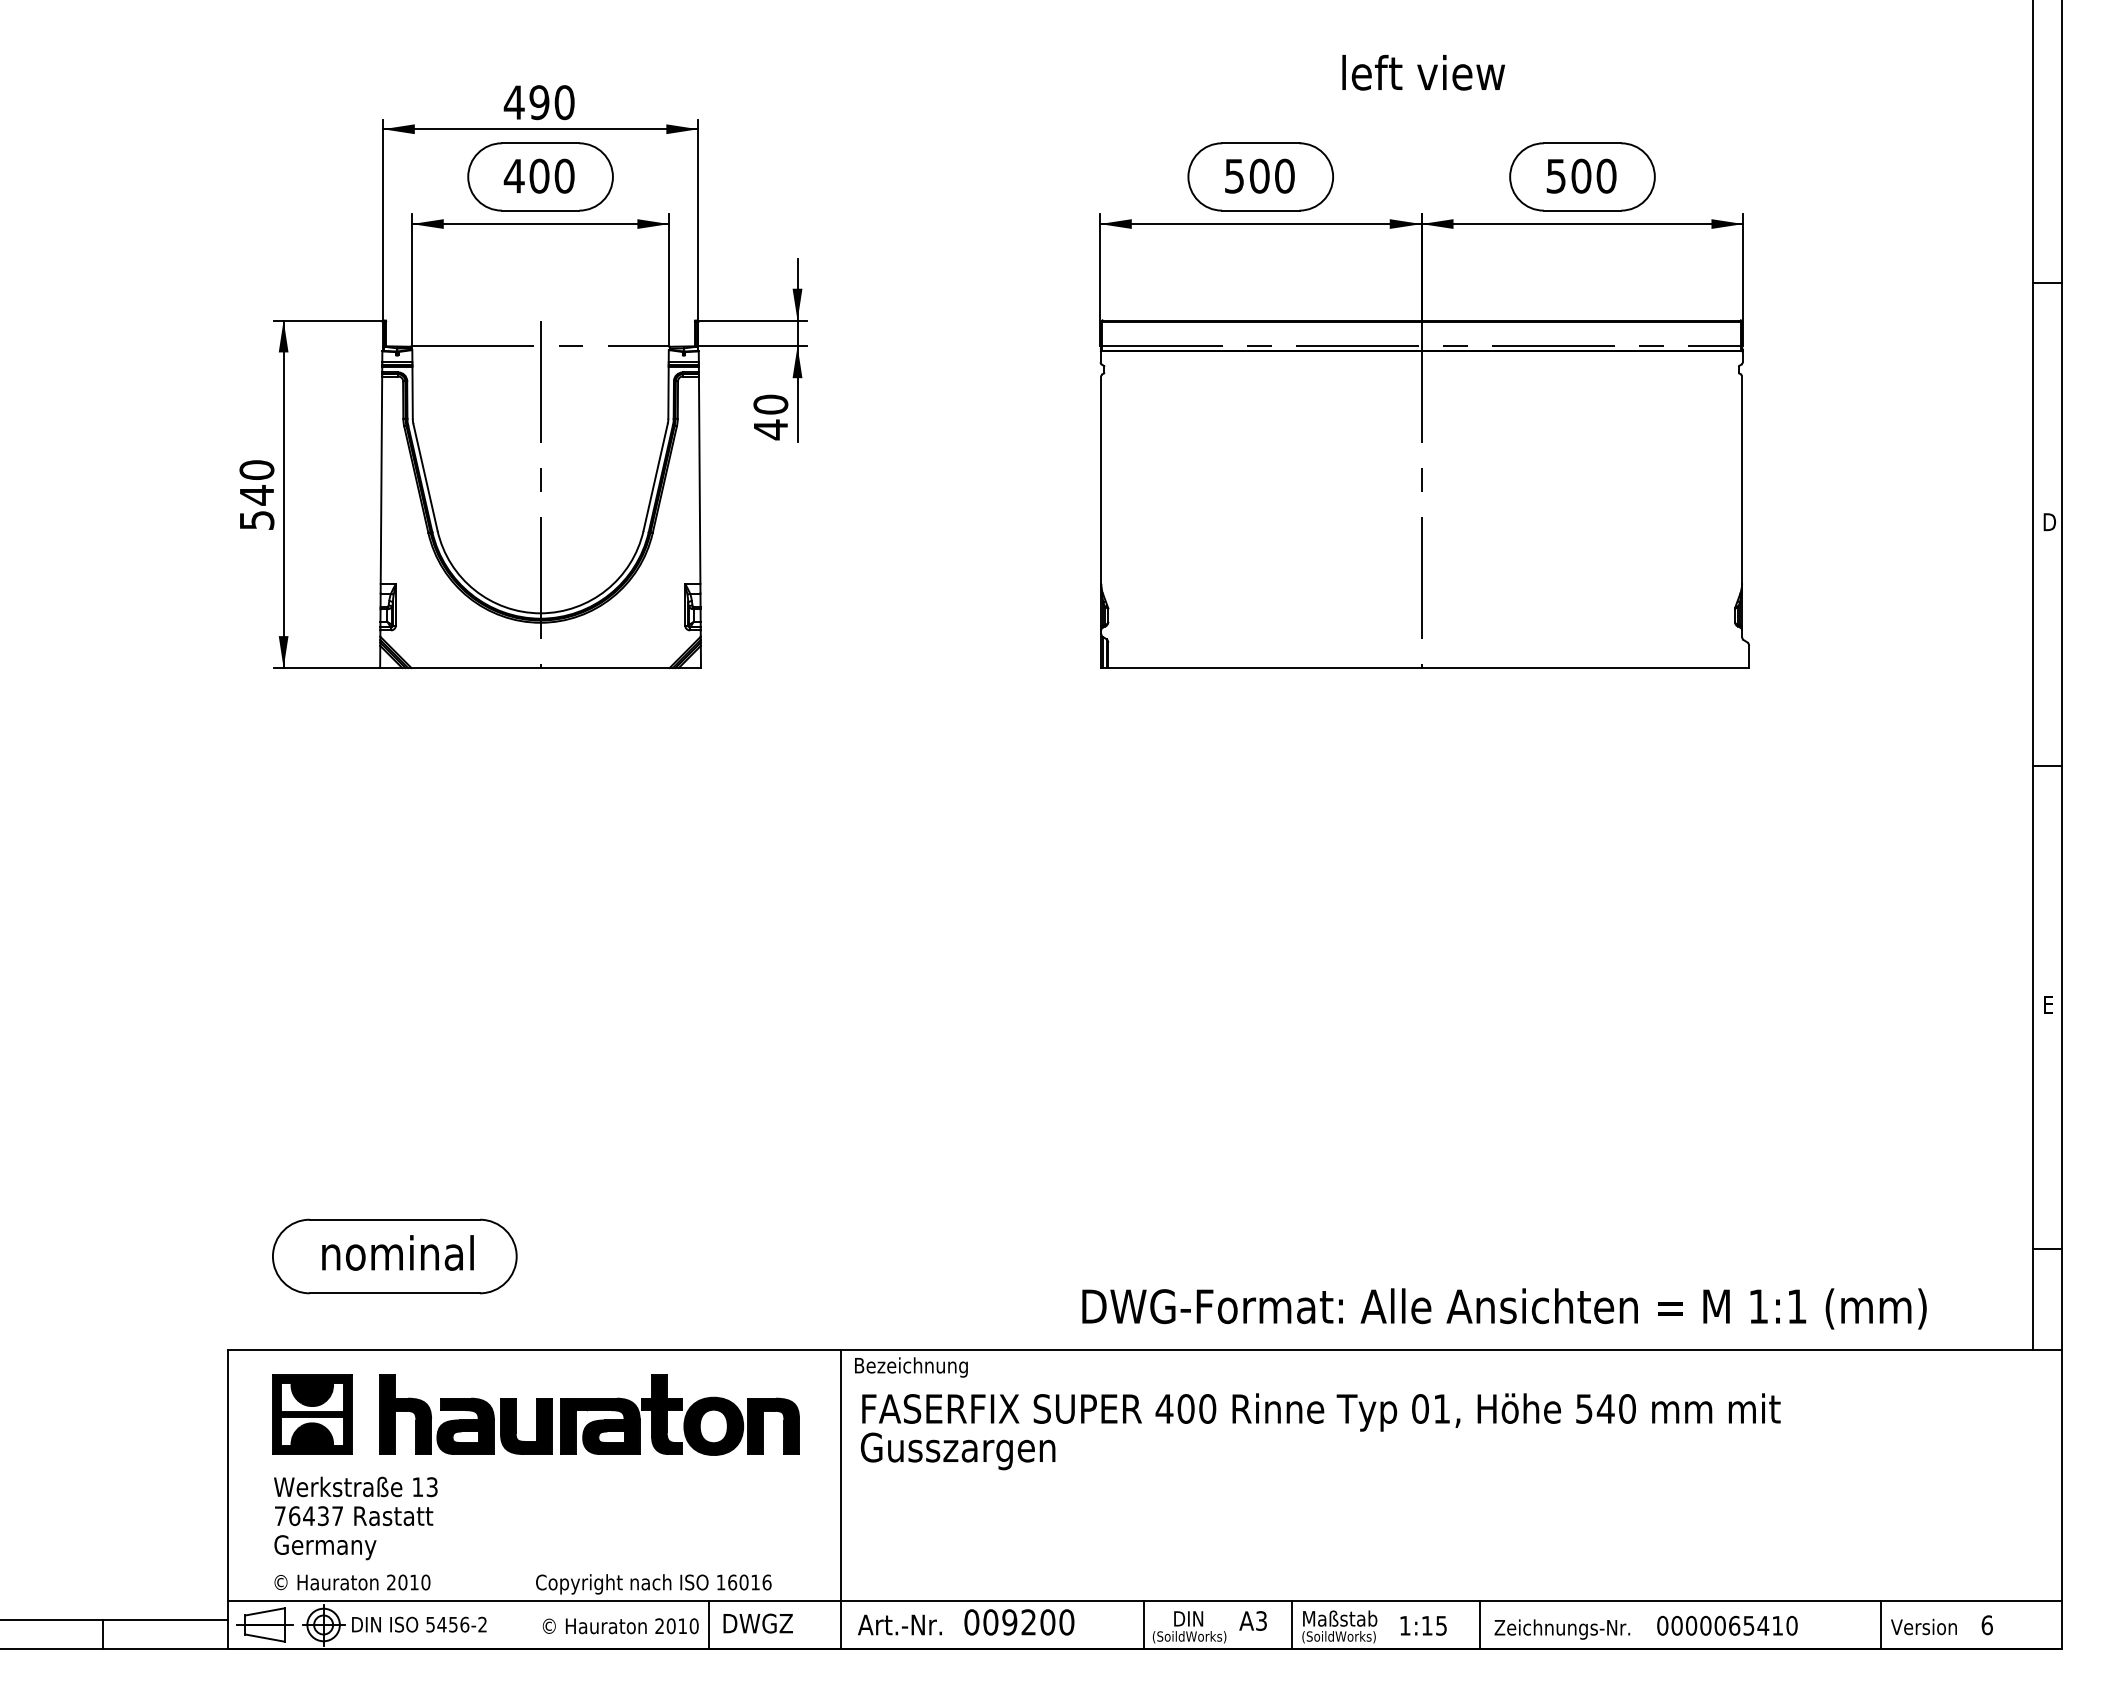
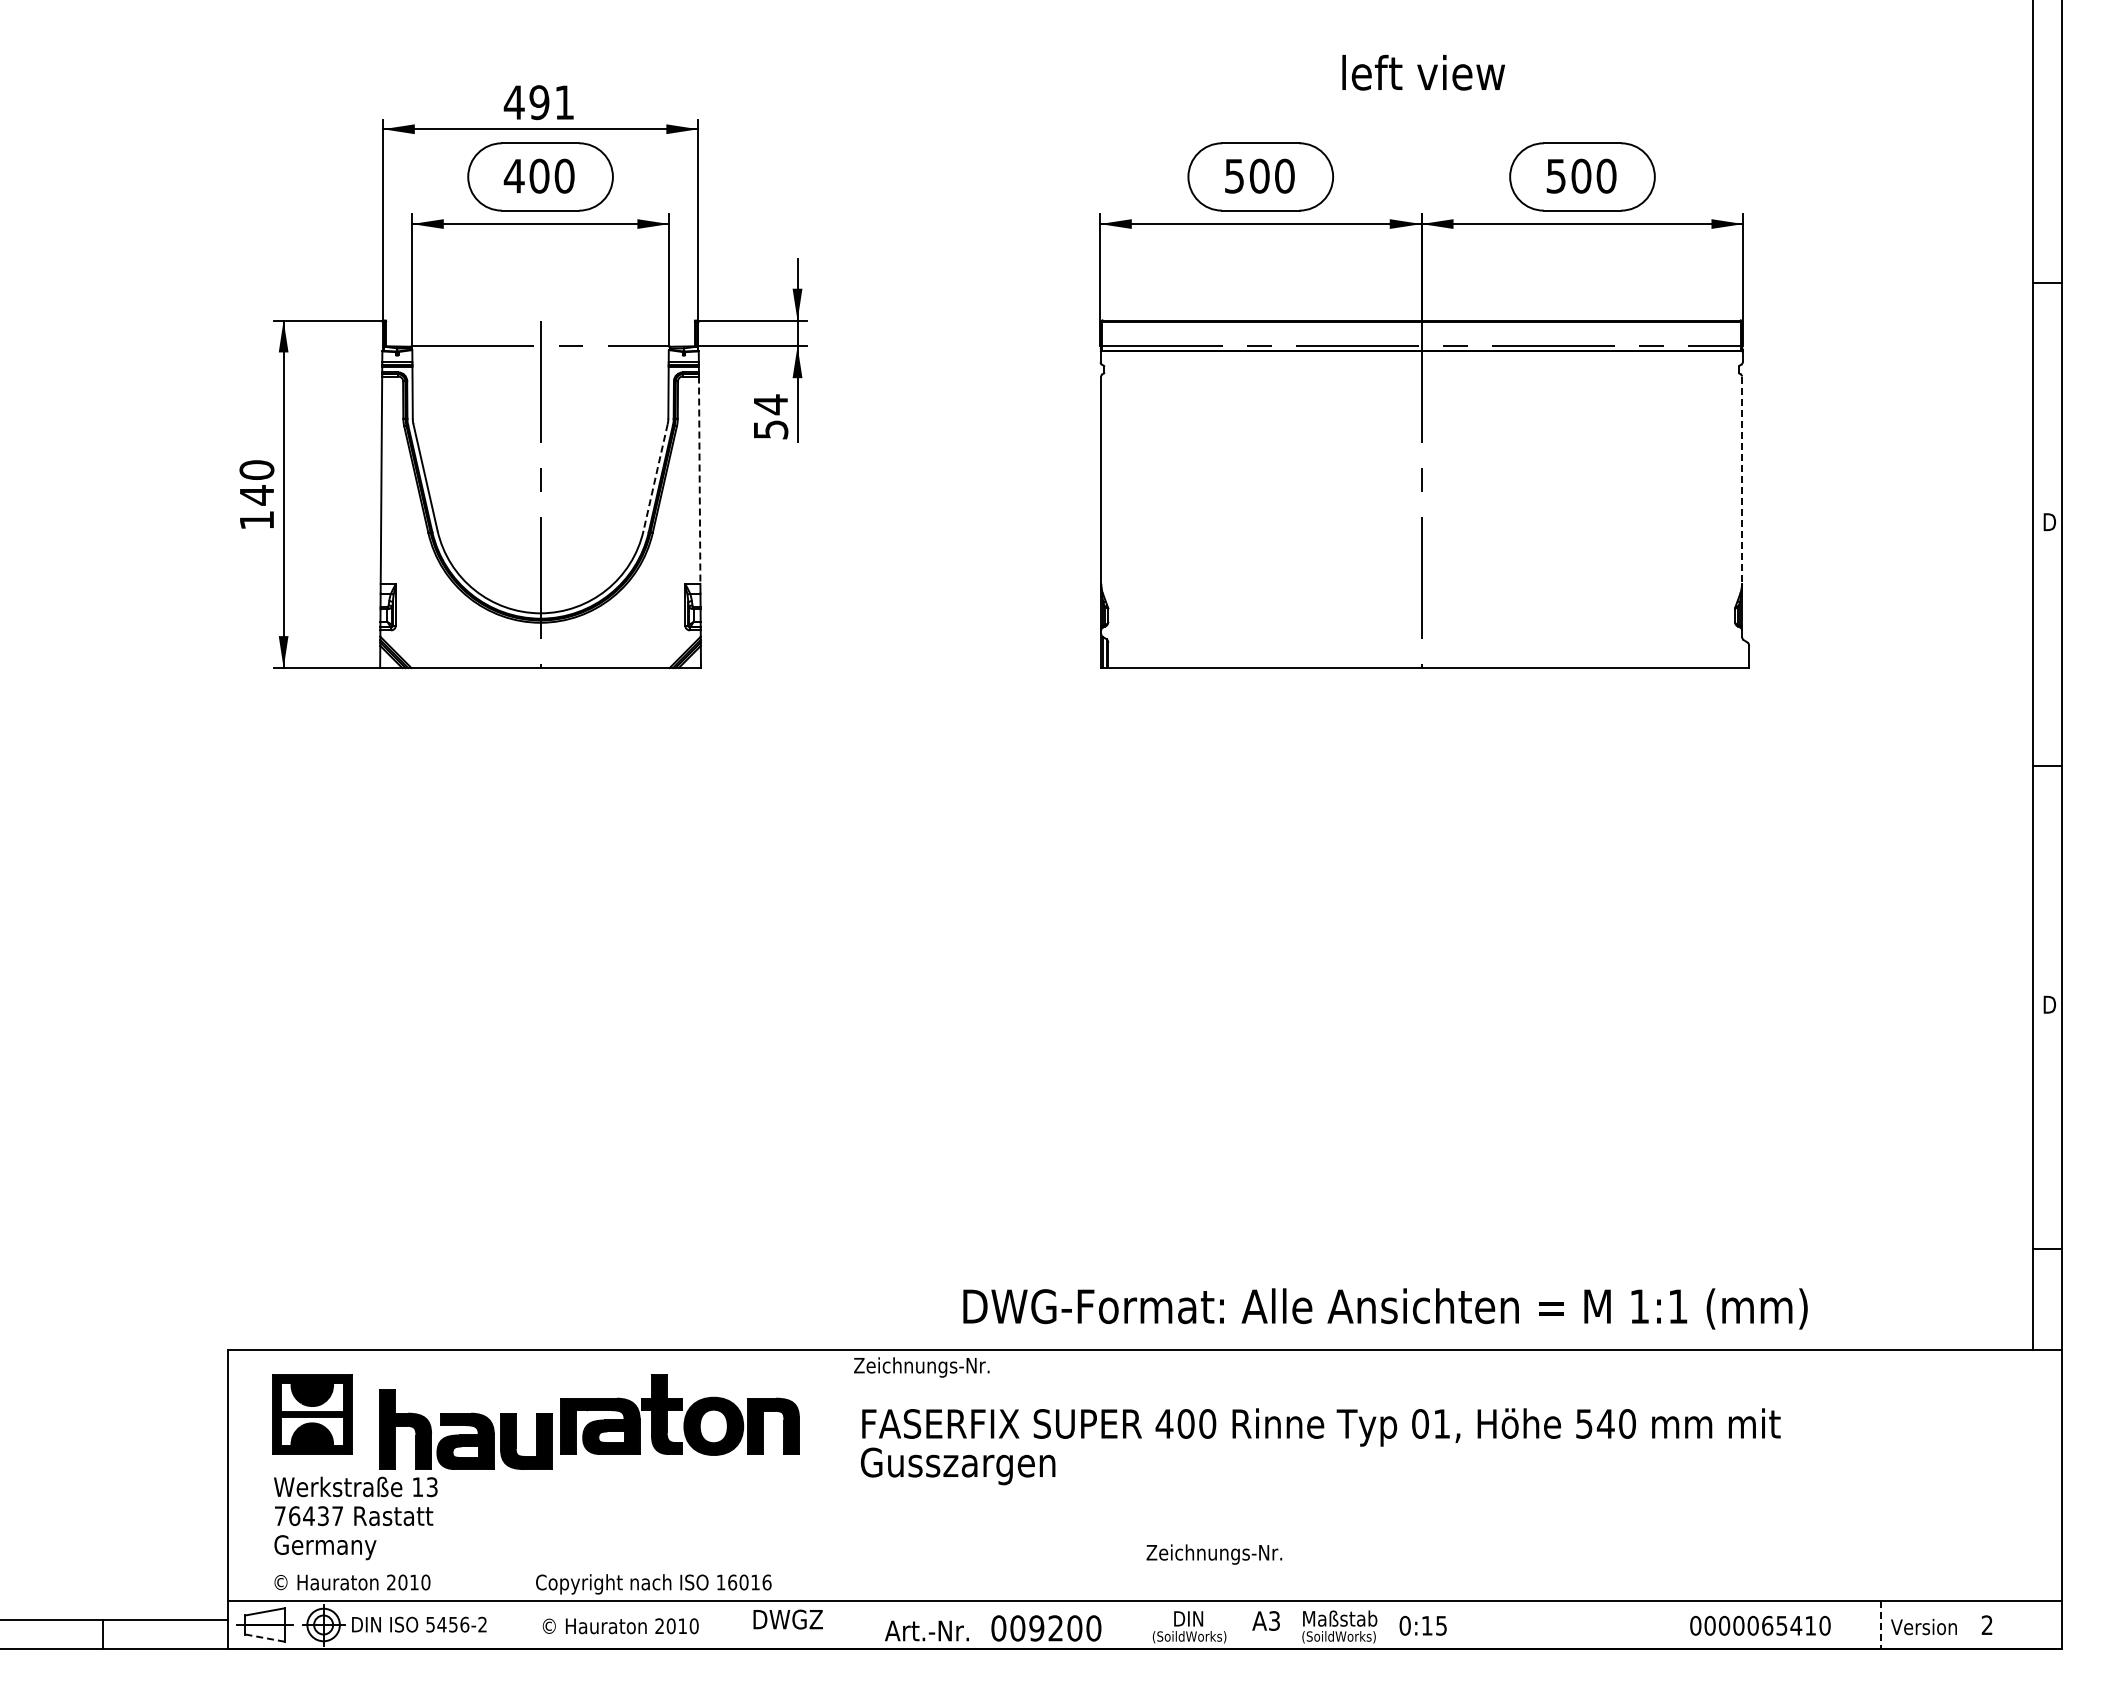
text: 490 -> 491 (564, 102)
text: 40 -> 54 (770, 417)
line: solid -> dashed (655, 477)
line: solid -> dashed (699, 480)
line: solid -> dashed (1742, 480)
text: 540 -> 140 (257, 520)
text: E -> D (2049, 1004)
part: present -> none (394, 1256)
text position: (1504, 1308) -> (1385, 1308) (1385, 1308)
text: Bezeichnung -> Zeichnungs-Nr. (921, 1367)
part position: (465, 1414) -> (465, 1429) (465, 1429)
text position: (1320, 1431) -> (1320, 1446) (1320, 1446)
line: present -> none (841, 1499)
text position: (1252, 1620) -> (1265, 1620) (1265, 1620)
text position: (966, 1622) -> (993, 1628) (993, 1628)
text position: (757, 1623) -> (787, 1619) (787, 1619)
line: present -> none (708, 1624)
line: present -> none (1143, 1624)
line: present -> none (1291, 1624)
line: present -> none (1480, 1624)
text: 1:15 -> 0:15 (1404, 1625)
text position: (1727, 1625) -> (1760, 1625) (1760, 1625)
line: solid -> dashed (1880, 1625)
text: 6 -> 2 (1986, 1625)
text position: (1562, 1629) -> (1214, 1554) (1214, 1554)
line: solid -> dashed (265, 1638)
